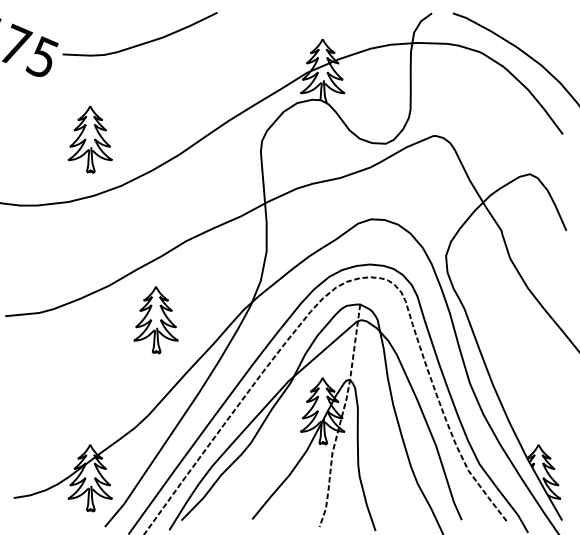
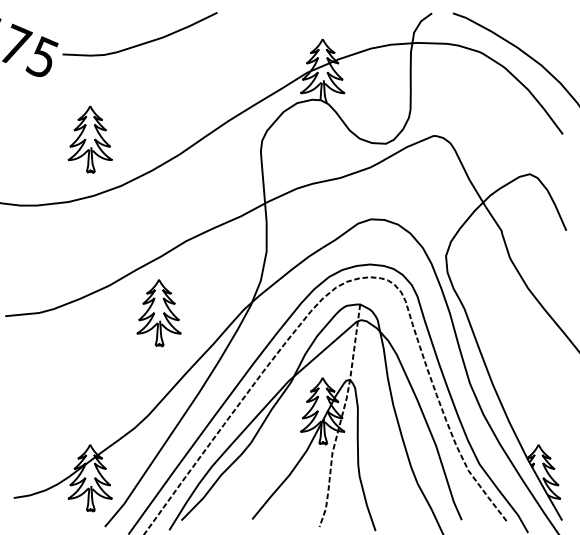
part position: (155, 320) -> (158, 313) (158, 313)
